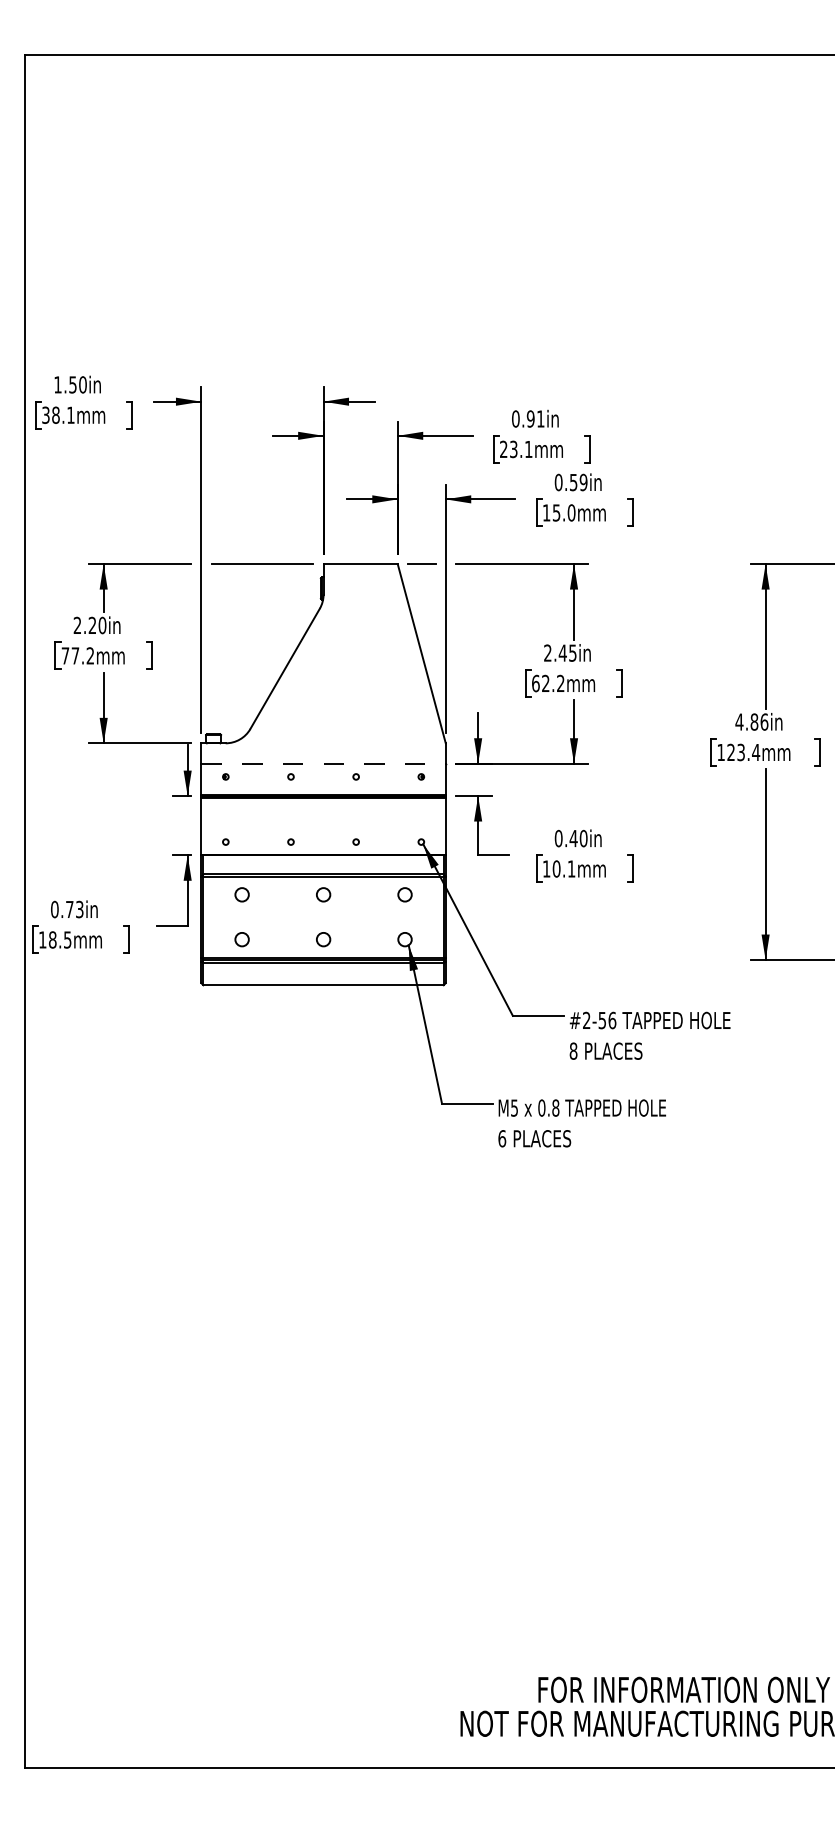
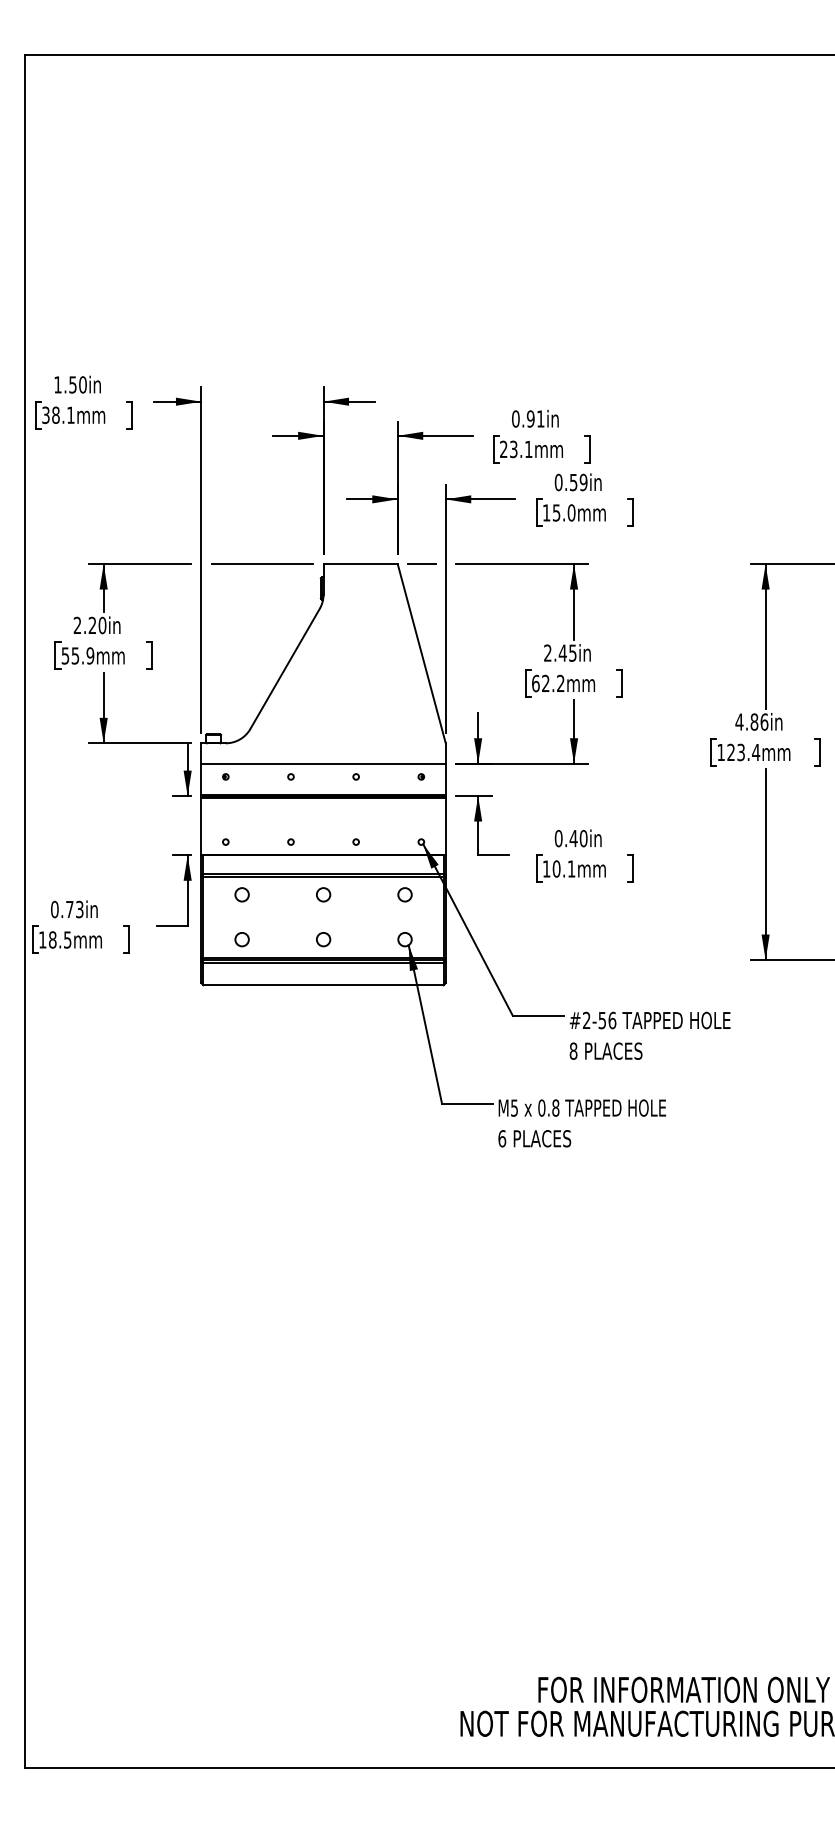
text: 77.2mm -> 55.9mm (77, 655)
line: dashed -> solid (324, 763)
